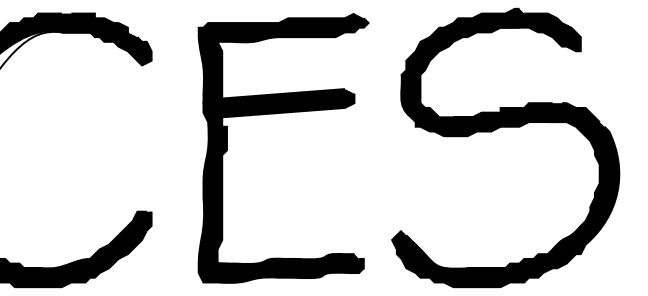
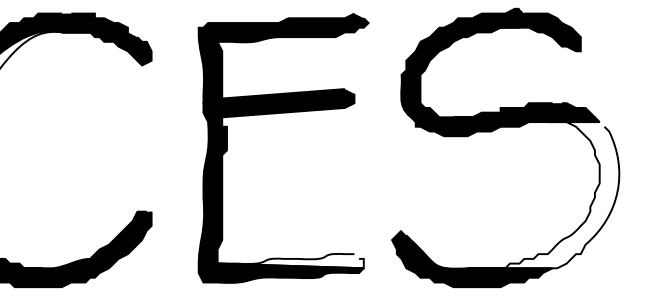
fill: present -> none (543, 195)
fill: present -> none (290, 260)
